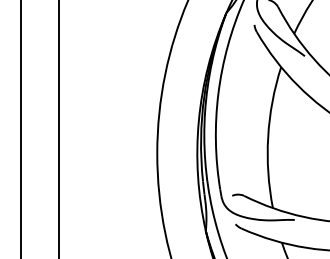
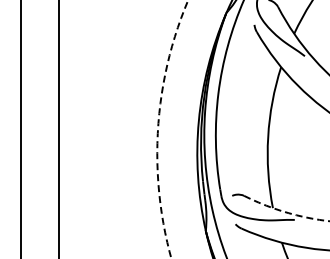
arc: solid -> dashed (158, 128)
arc: solid -> dashed (286, 212)
